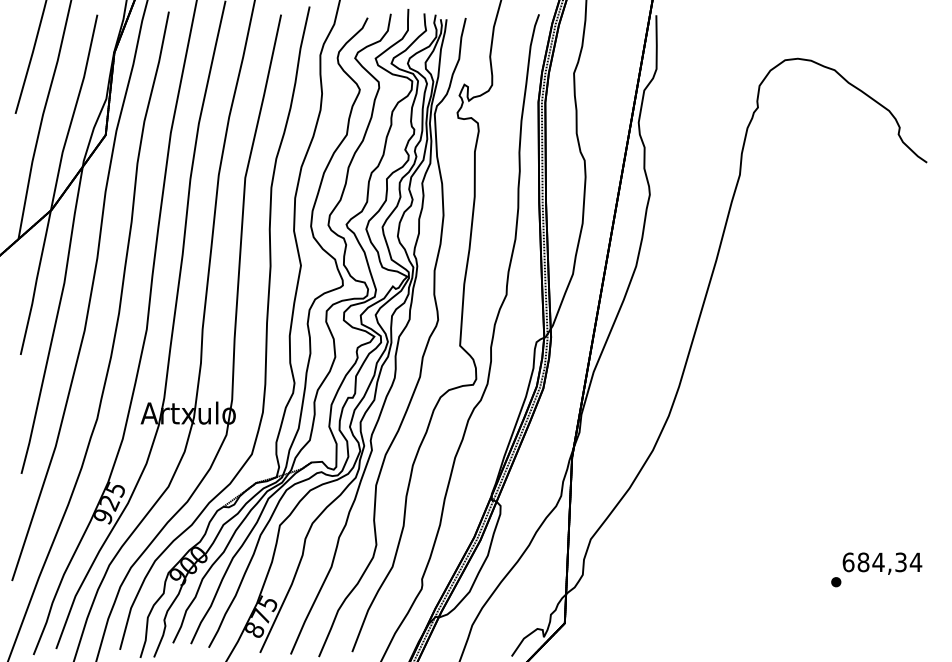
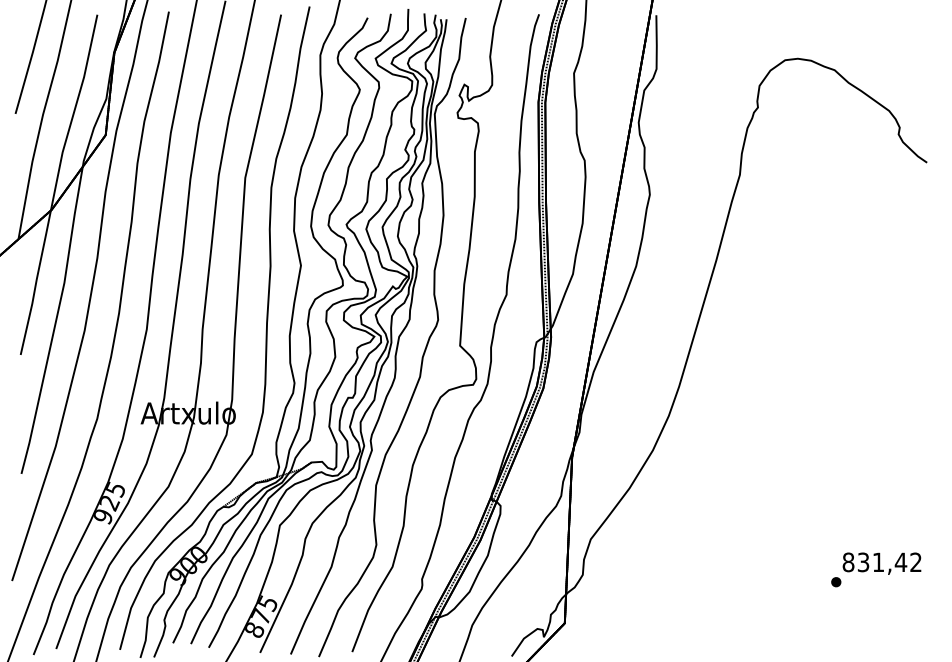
text: 684,34 -> 831,42 (882, 562)
